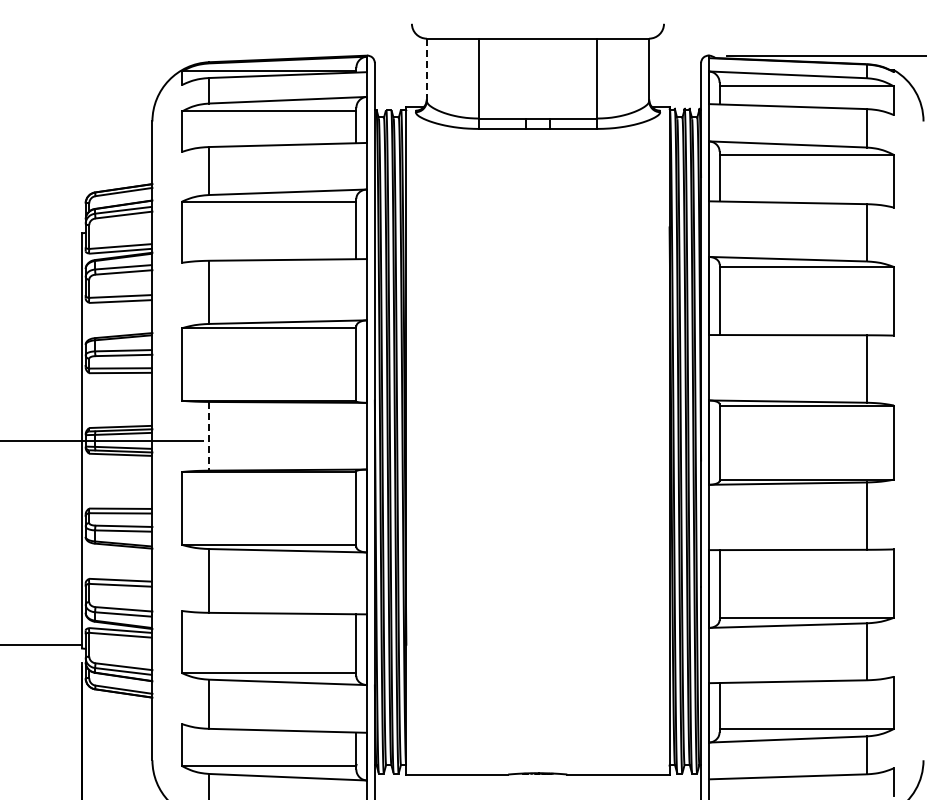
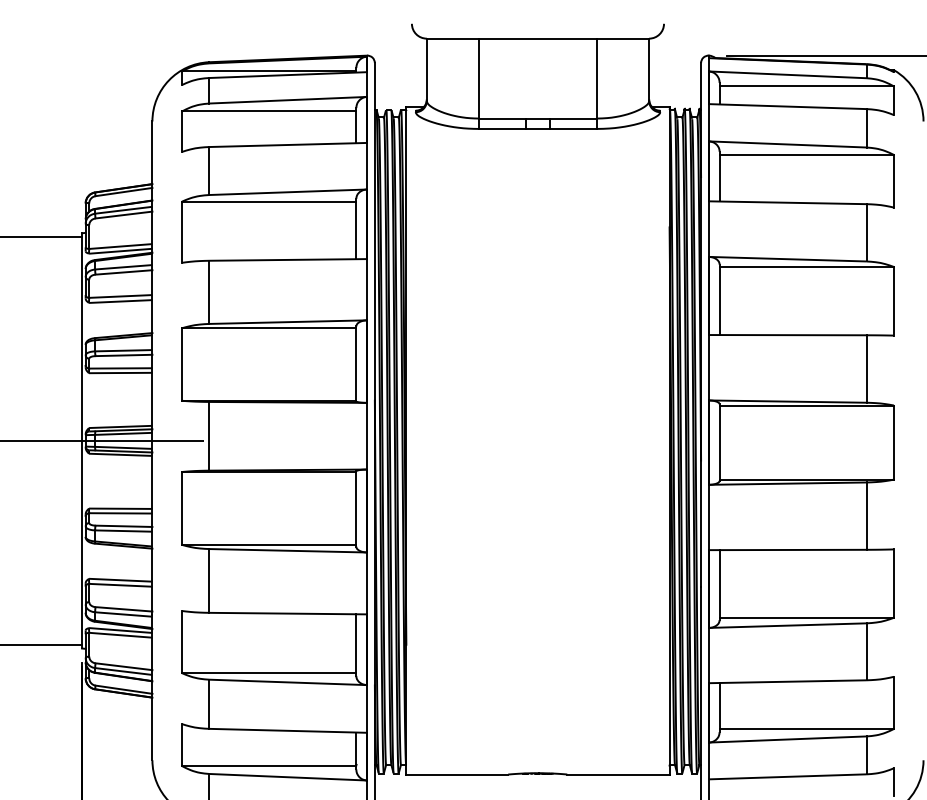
line: dashed -> solid (426, 69)
line: none -> present (41, 236)
line: dashed -> solid (209, 436)
